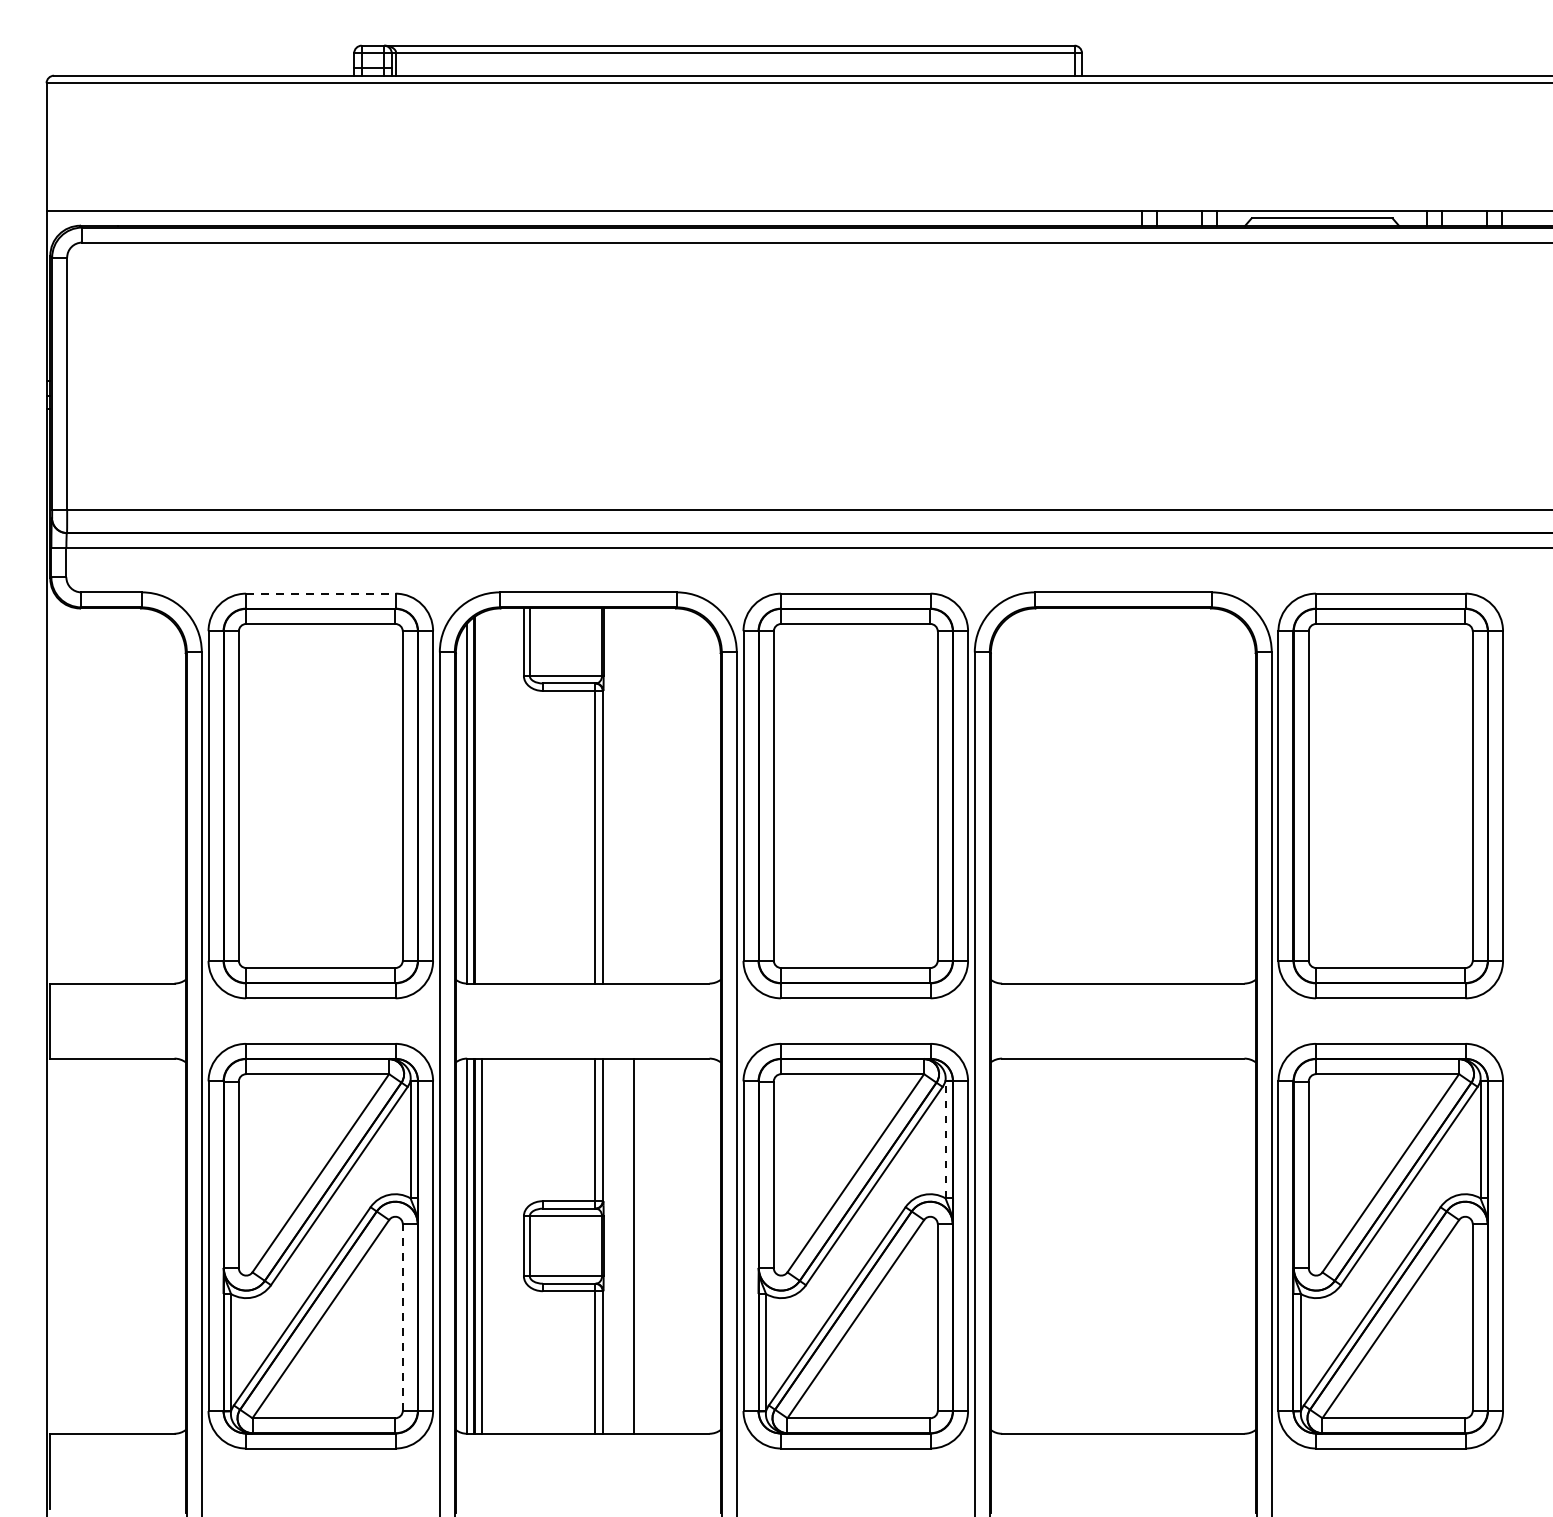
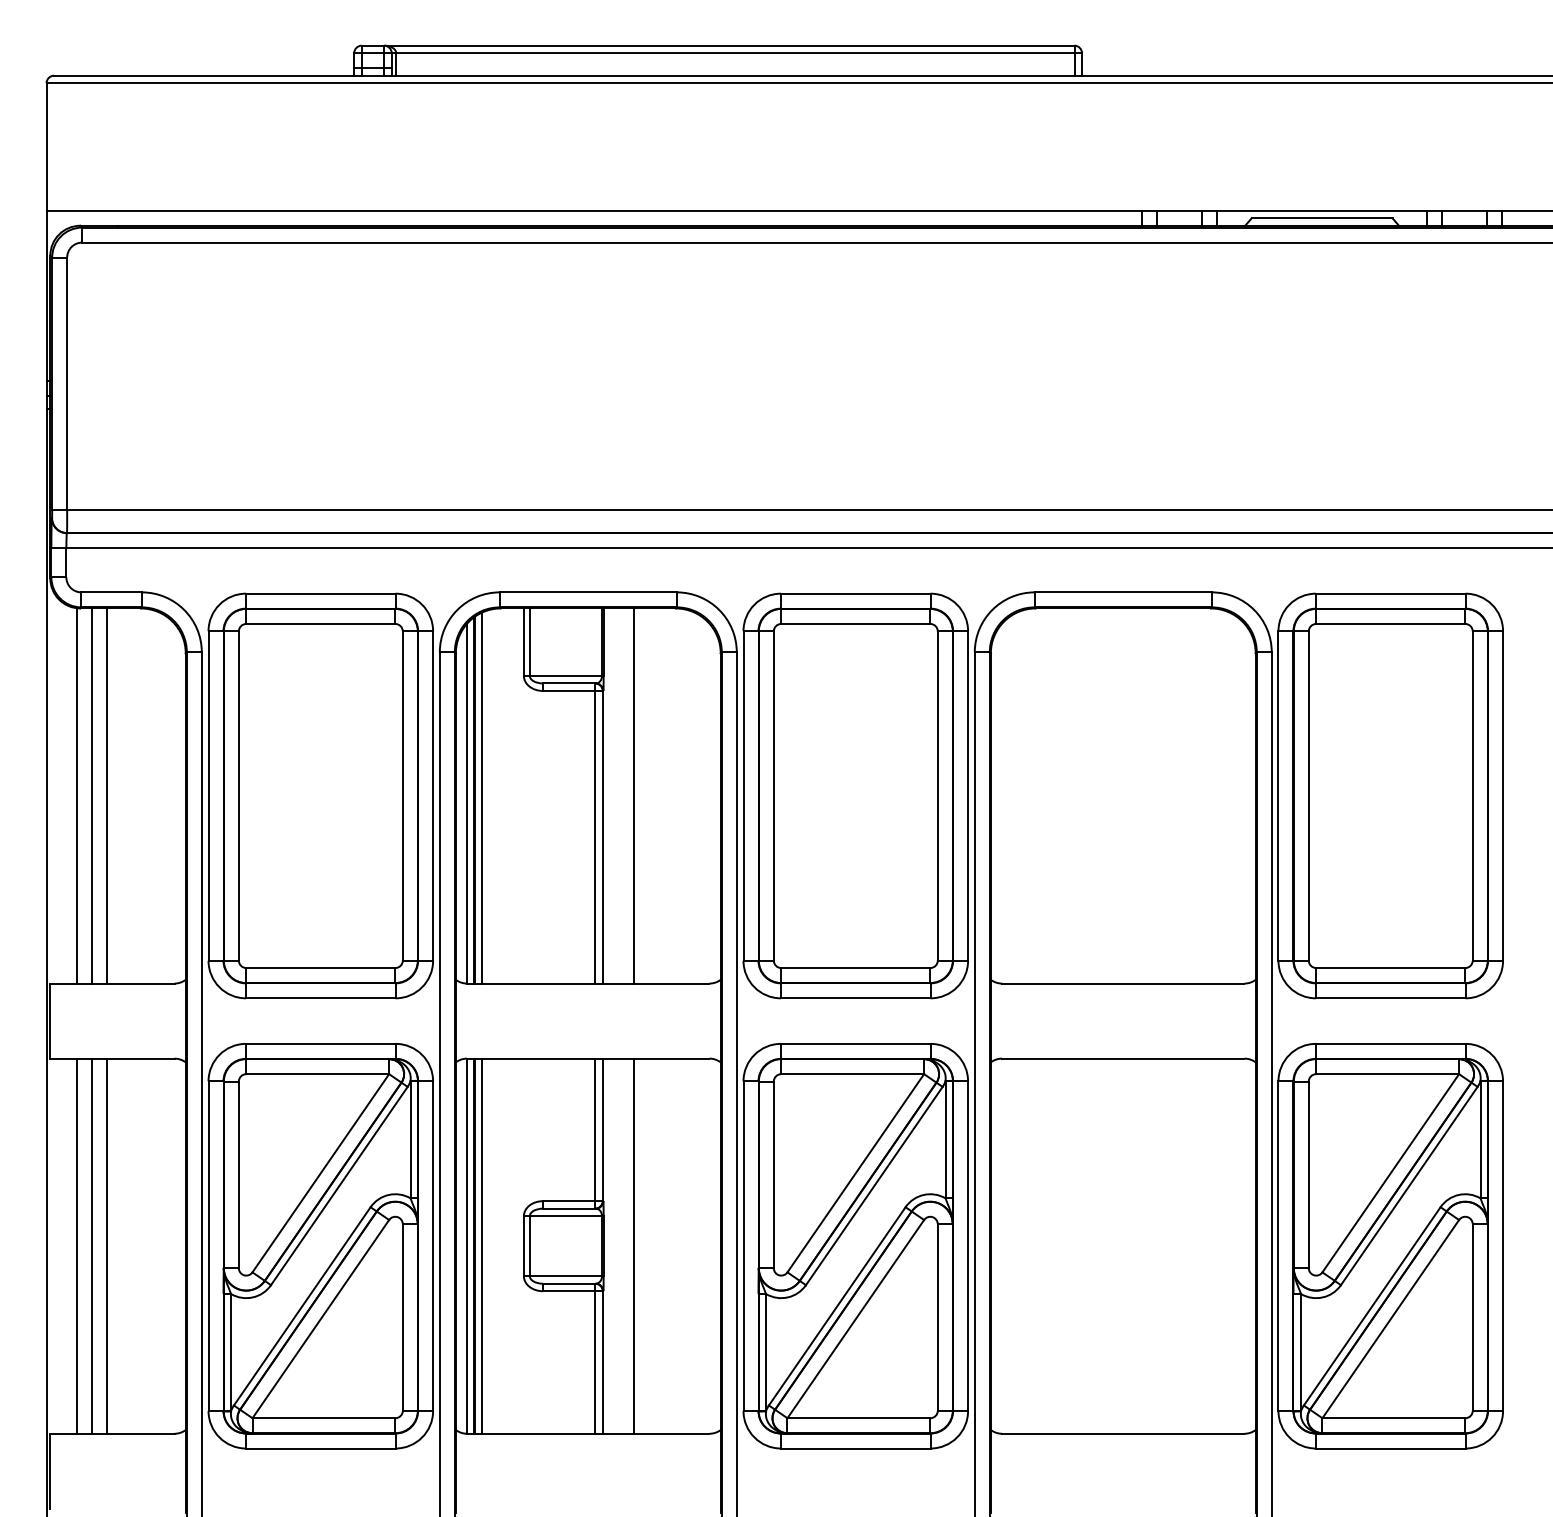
line: dashed -> solid (320, 593)
line: none -> present (76, 795)
line: none -> present (91, 795)
line: none -> present (106, 795)
line: none -> present (634, 795)
line: none -> present (482, 797)
line: dashed -> solid (945, 1139)
line: none -> present (76, 1245)
line: none -> present (91, 1245)
line: none -> present (106, 1245)
line: dashed -> solid (402, 1317)
